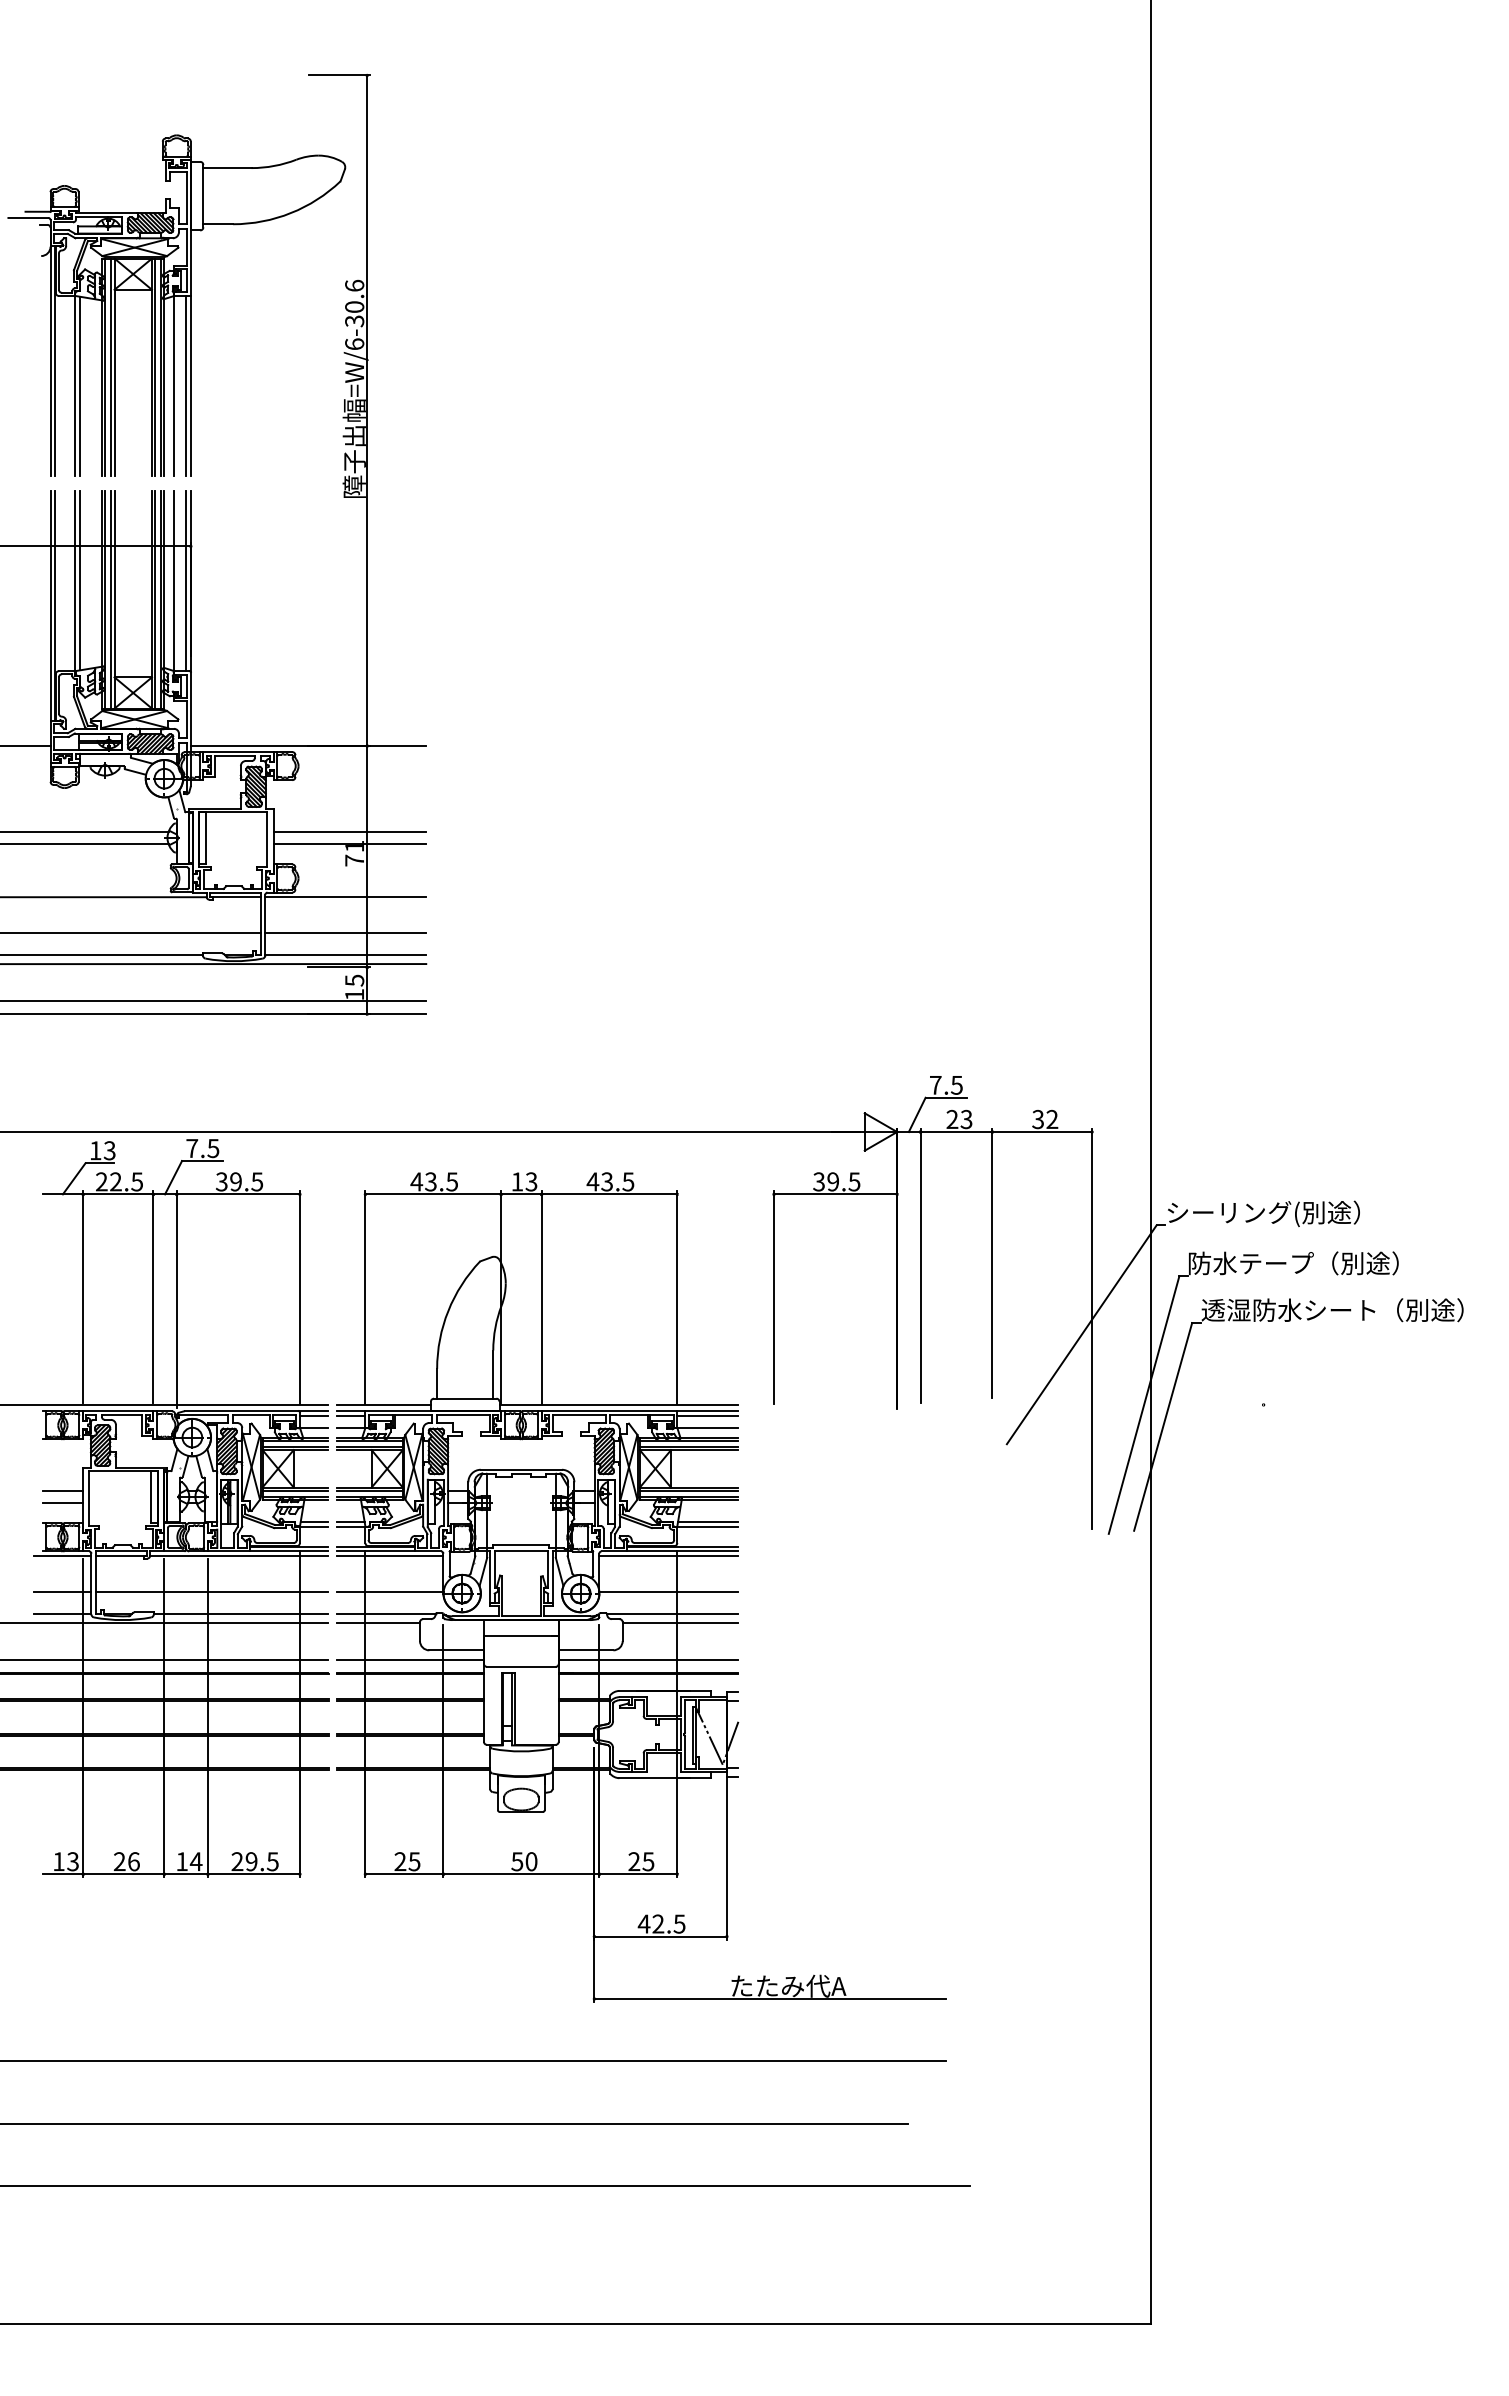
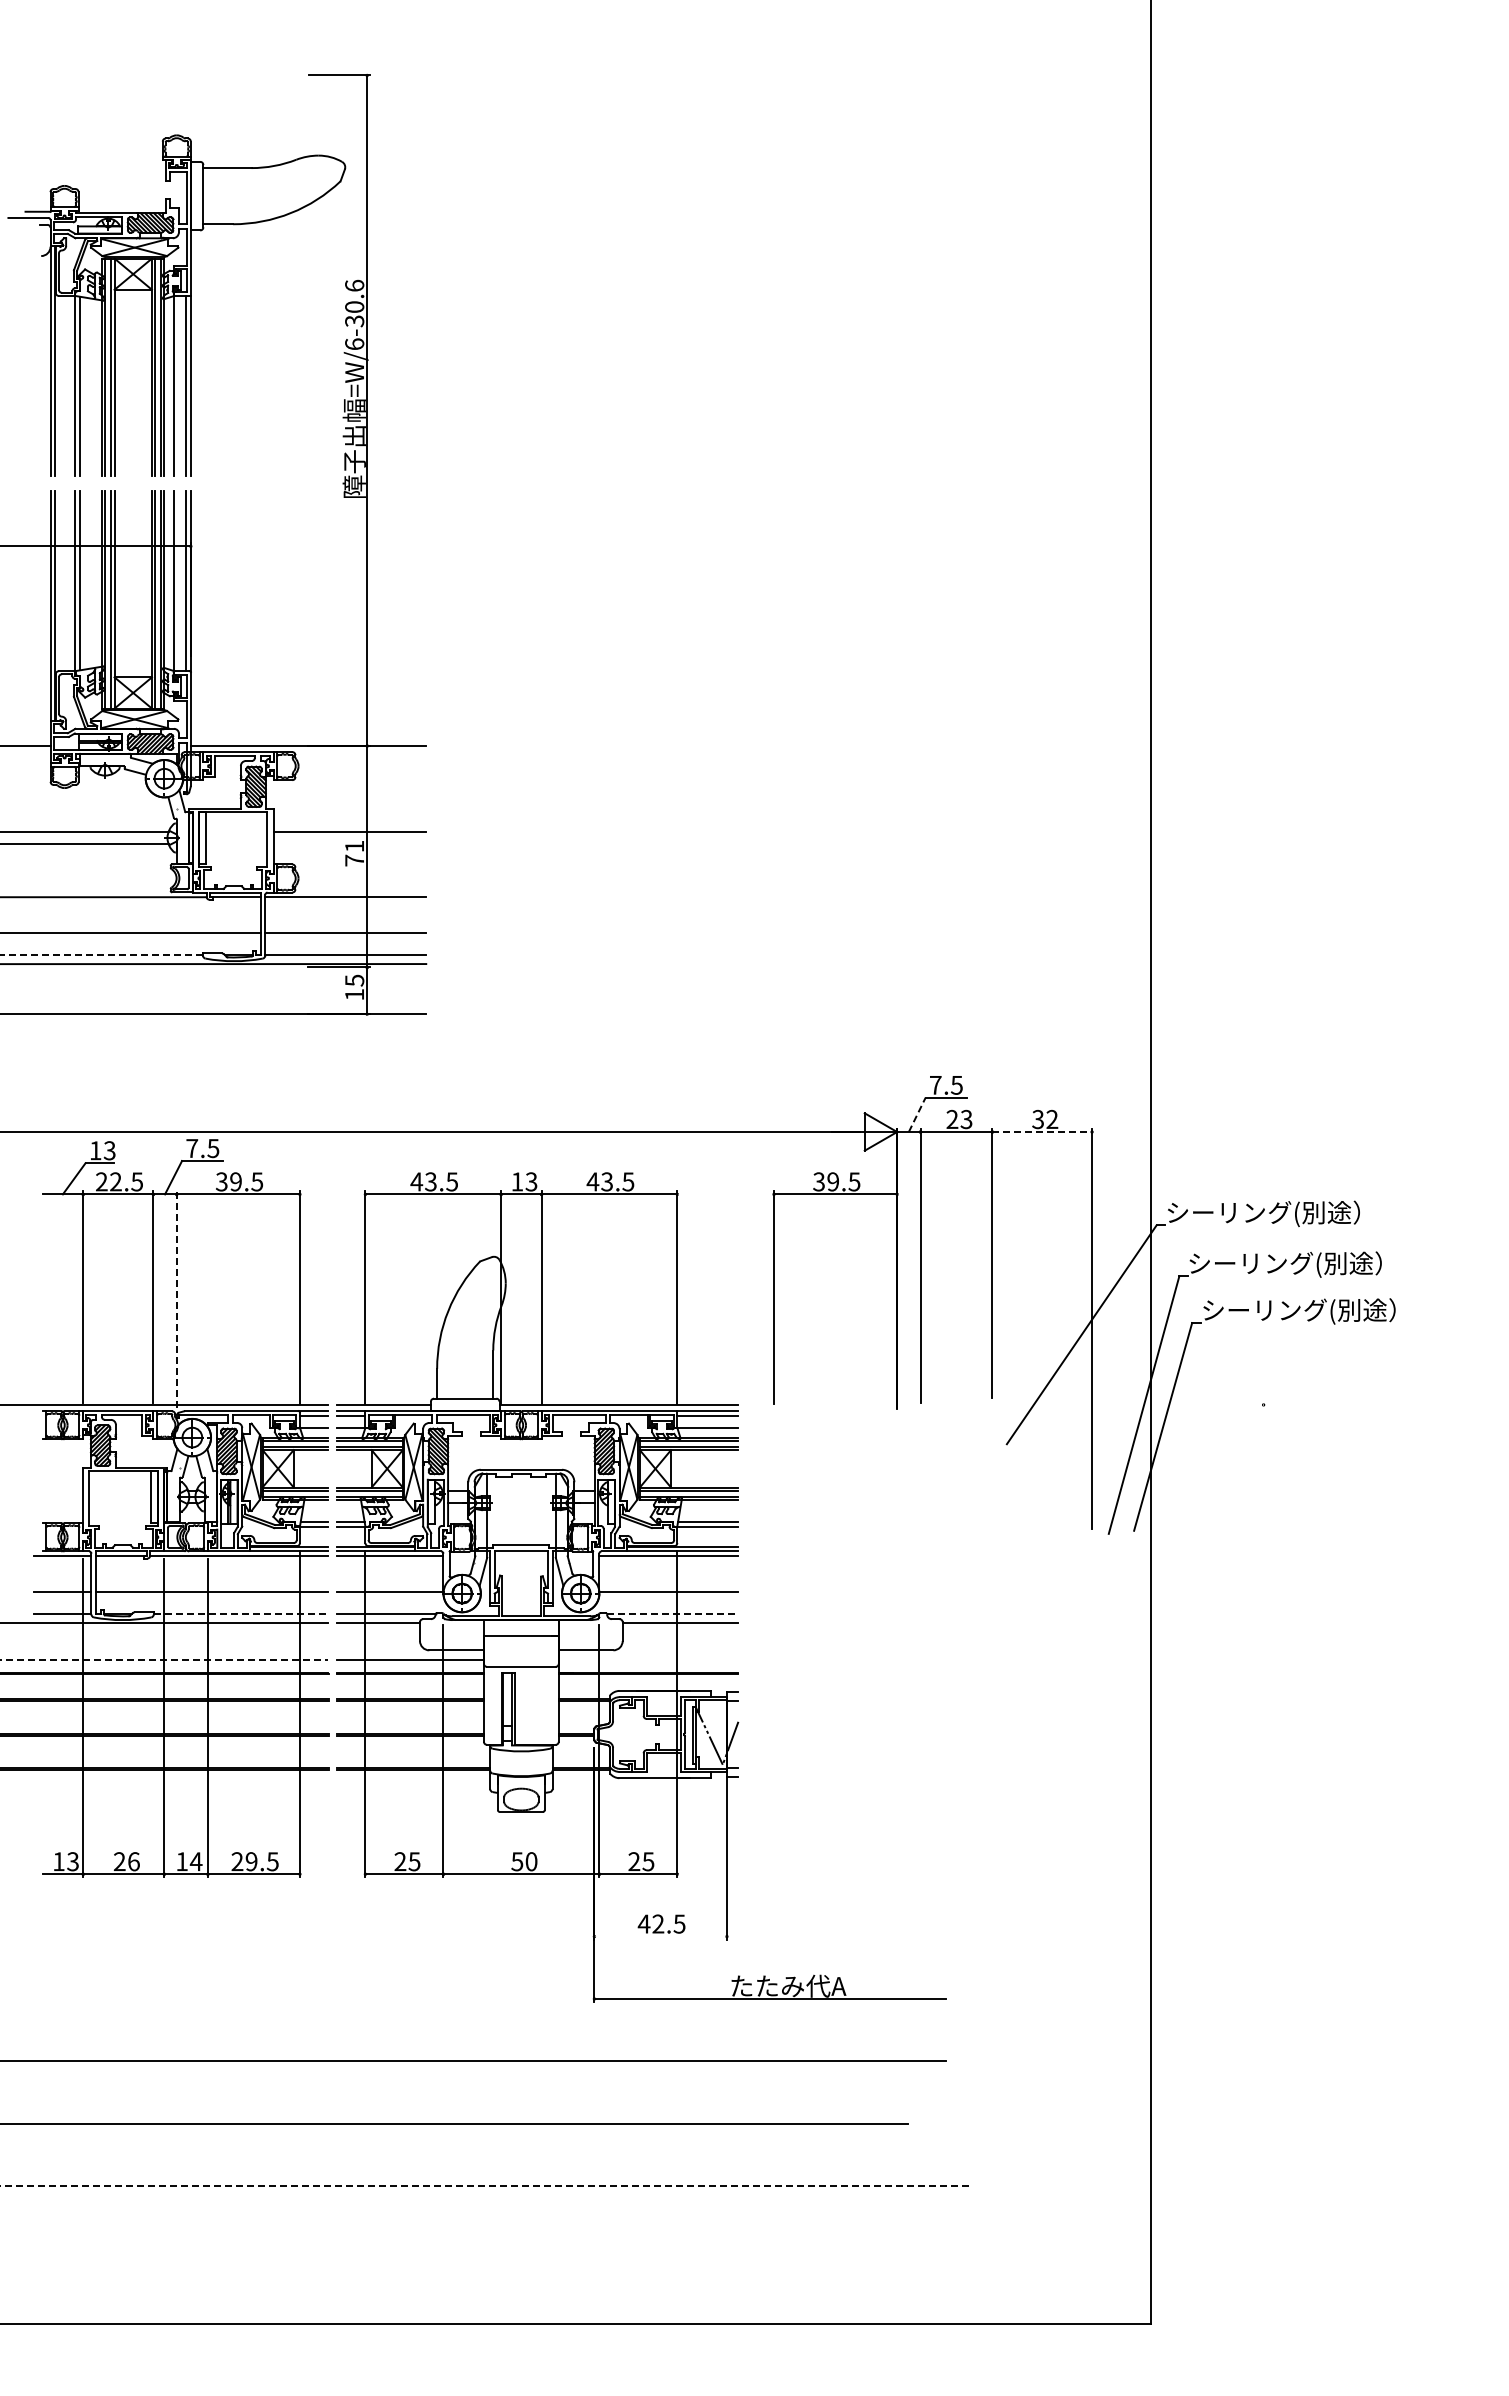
line: present -> none (349, 844)
line: solid -> dashed (100, 954)
line: present -> none (214, 1001)
line: solid -> dashed (917, 1114)
line: solid -> dashed (1042, 1132)
text: 防水テープ（別途） -> シーリング(別途） (1293, 1264)
line: solid -> dashed (176, 1299)
text: 透湿防水シート（別途） -> シーリング(別途） (1332, 1311)
line: present -> none (62, 1490)
line: present -> none (62, 1503)
line: solid -> dashed (241, 1613)
line: solid -> dashed (672, 1613)
line: solid -> dashed (164, 1660)
line: present -> none (648, 1660)
line: present -> none (660, 1936)
line: solid -> dashed (485, 2186)
